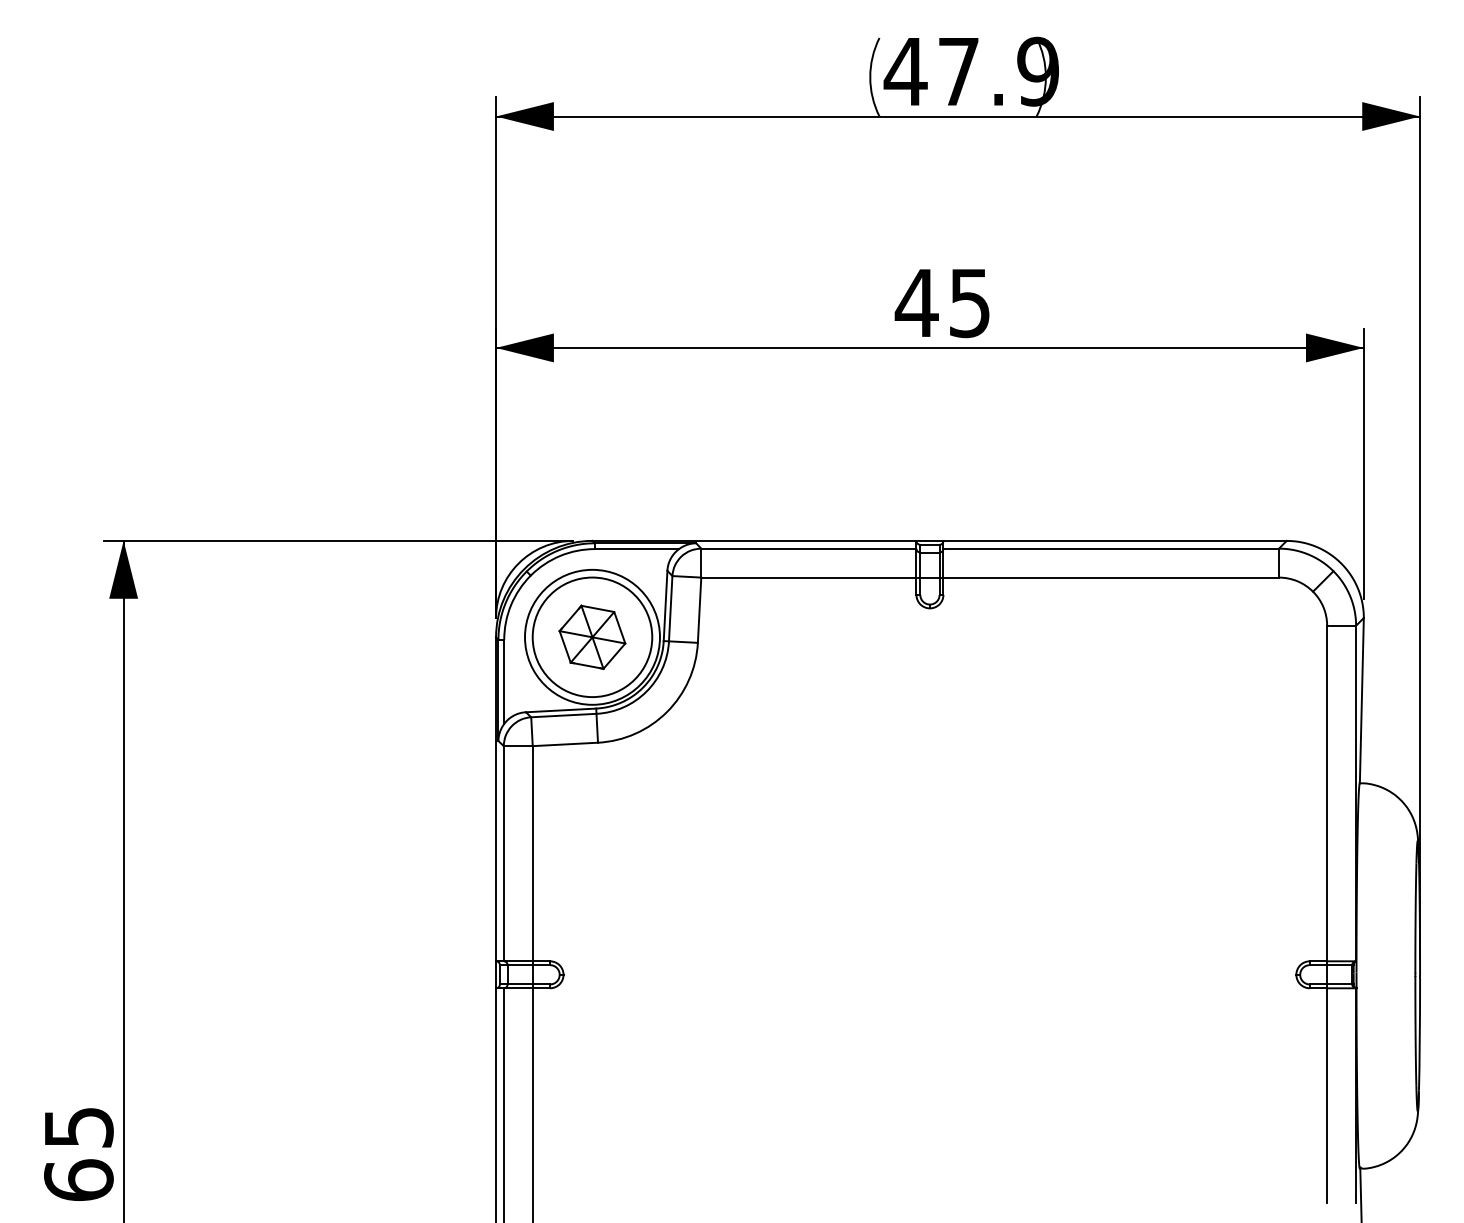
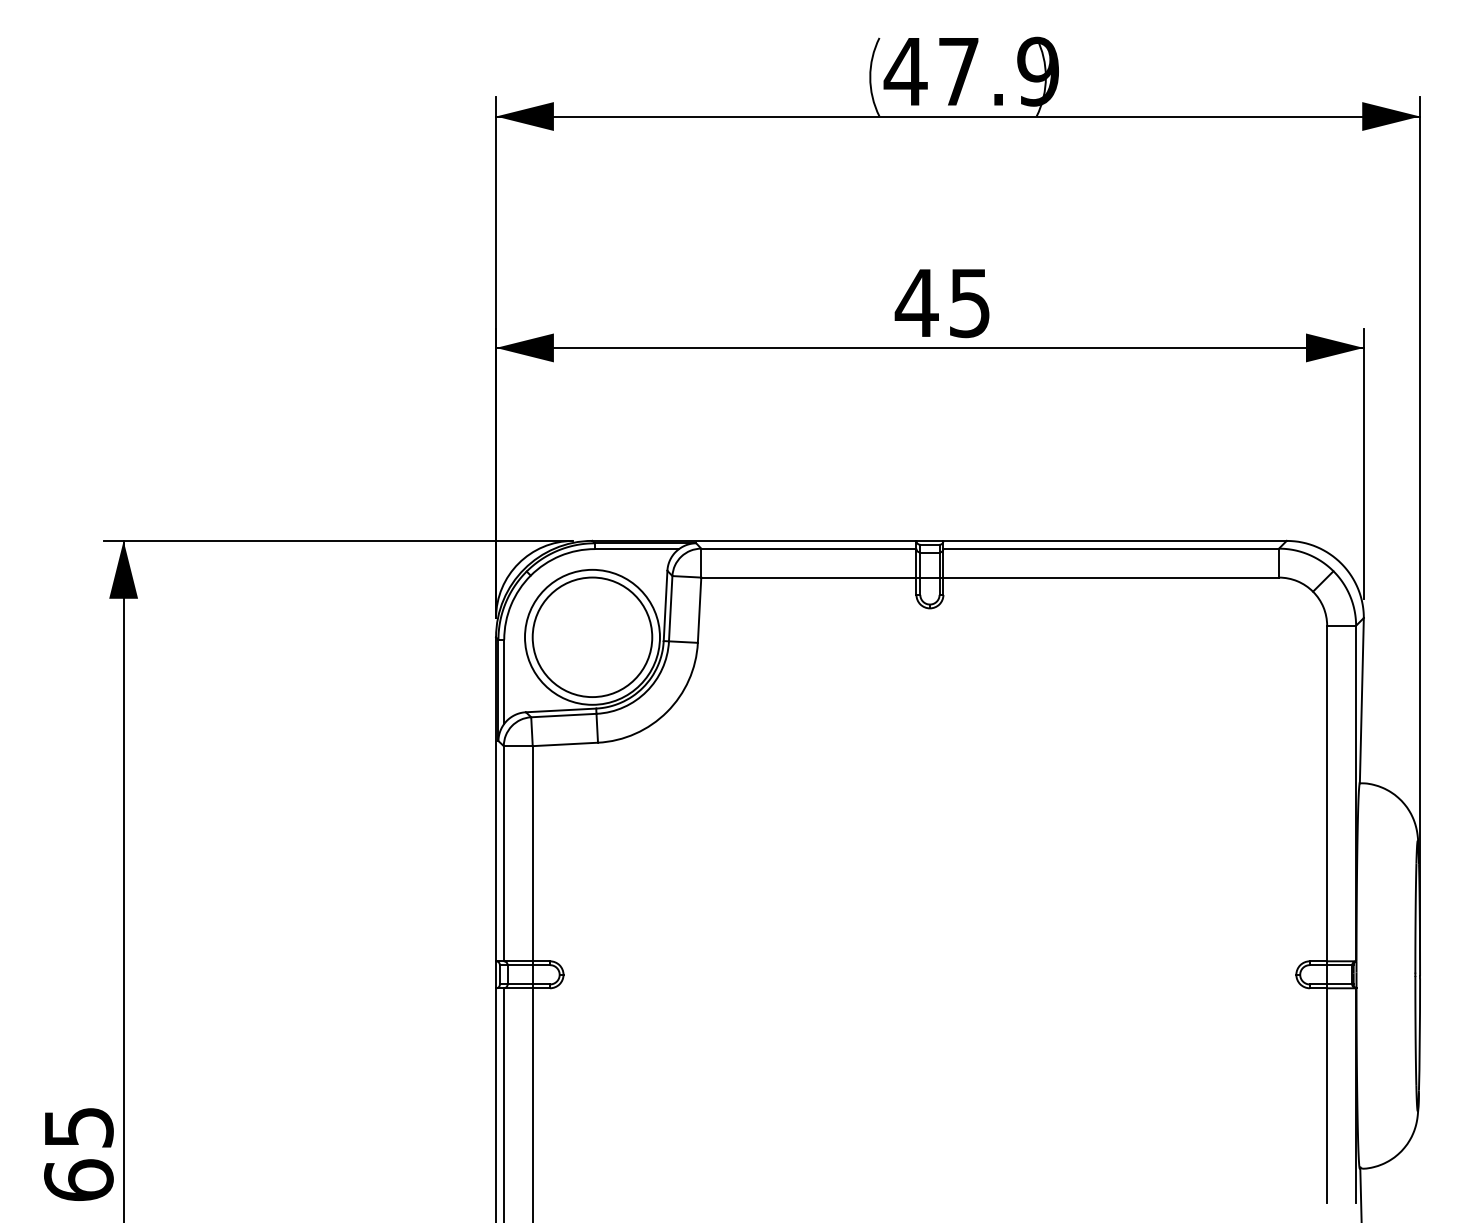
part: present -> none (592, 636)
